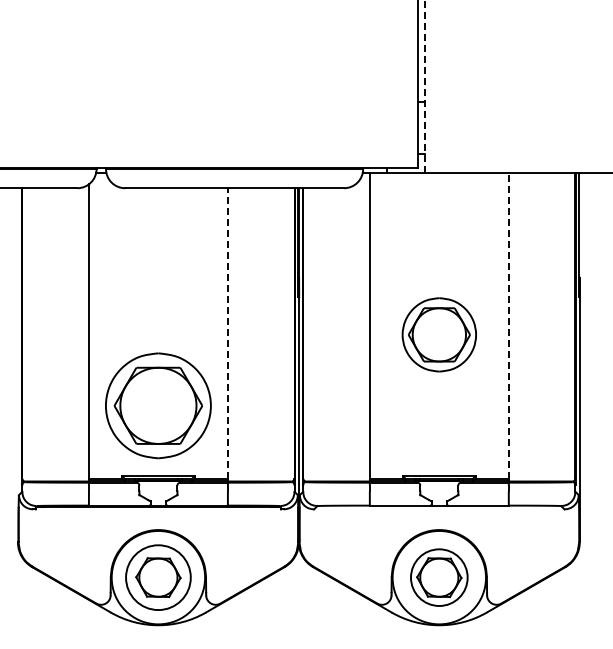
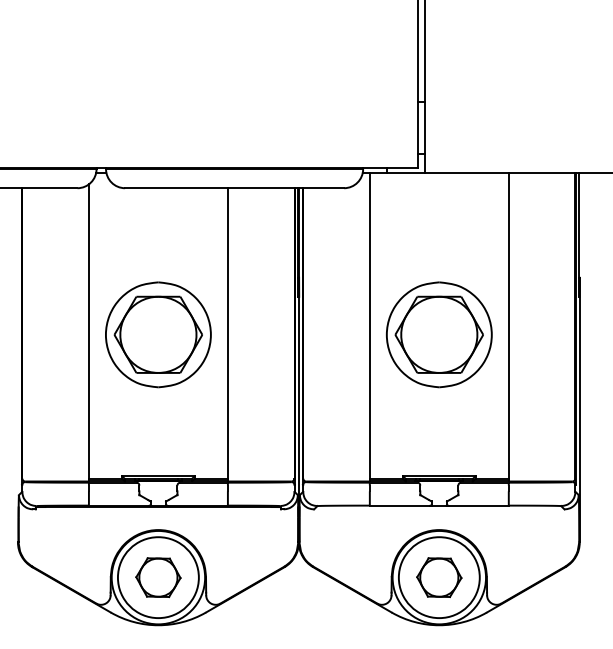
line: dashed -> solid (425, 86)
line: dashed -> solid (508, 325)
line: dashed -> solid (227, 332)
part size: 76x76 px -> 107x108 px (439, 334)
part position: (158, 405) -> (158, 334) (158, 334)
circle diameter: 65 px -> 81 px (157, 577)
circle diameter: 57 px -> 81 px (438, 577)
